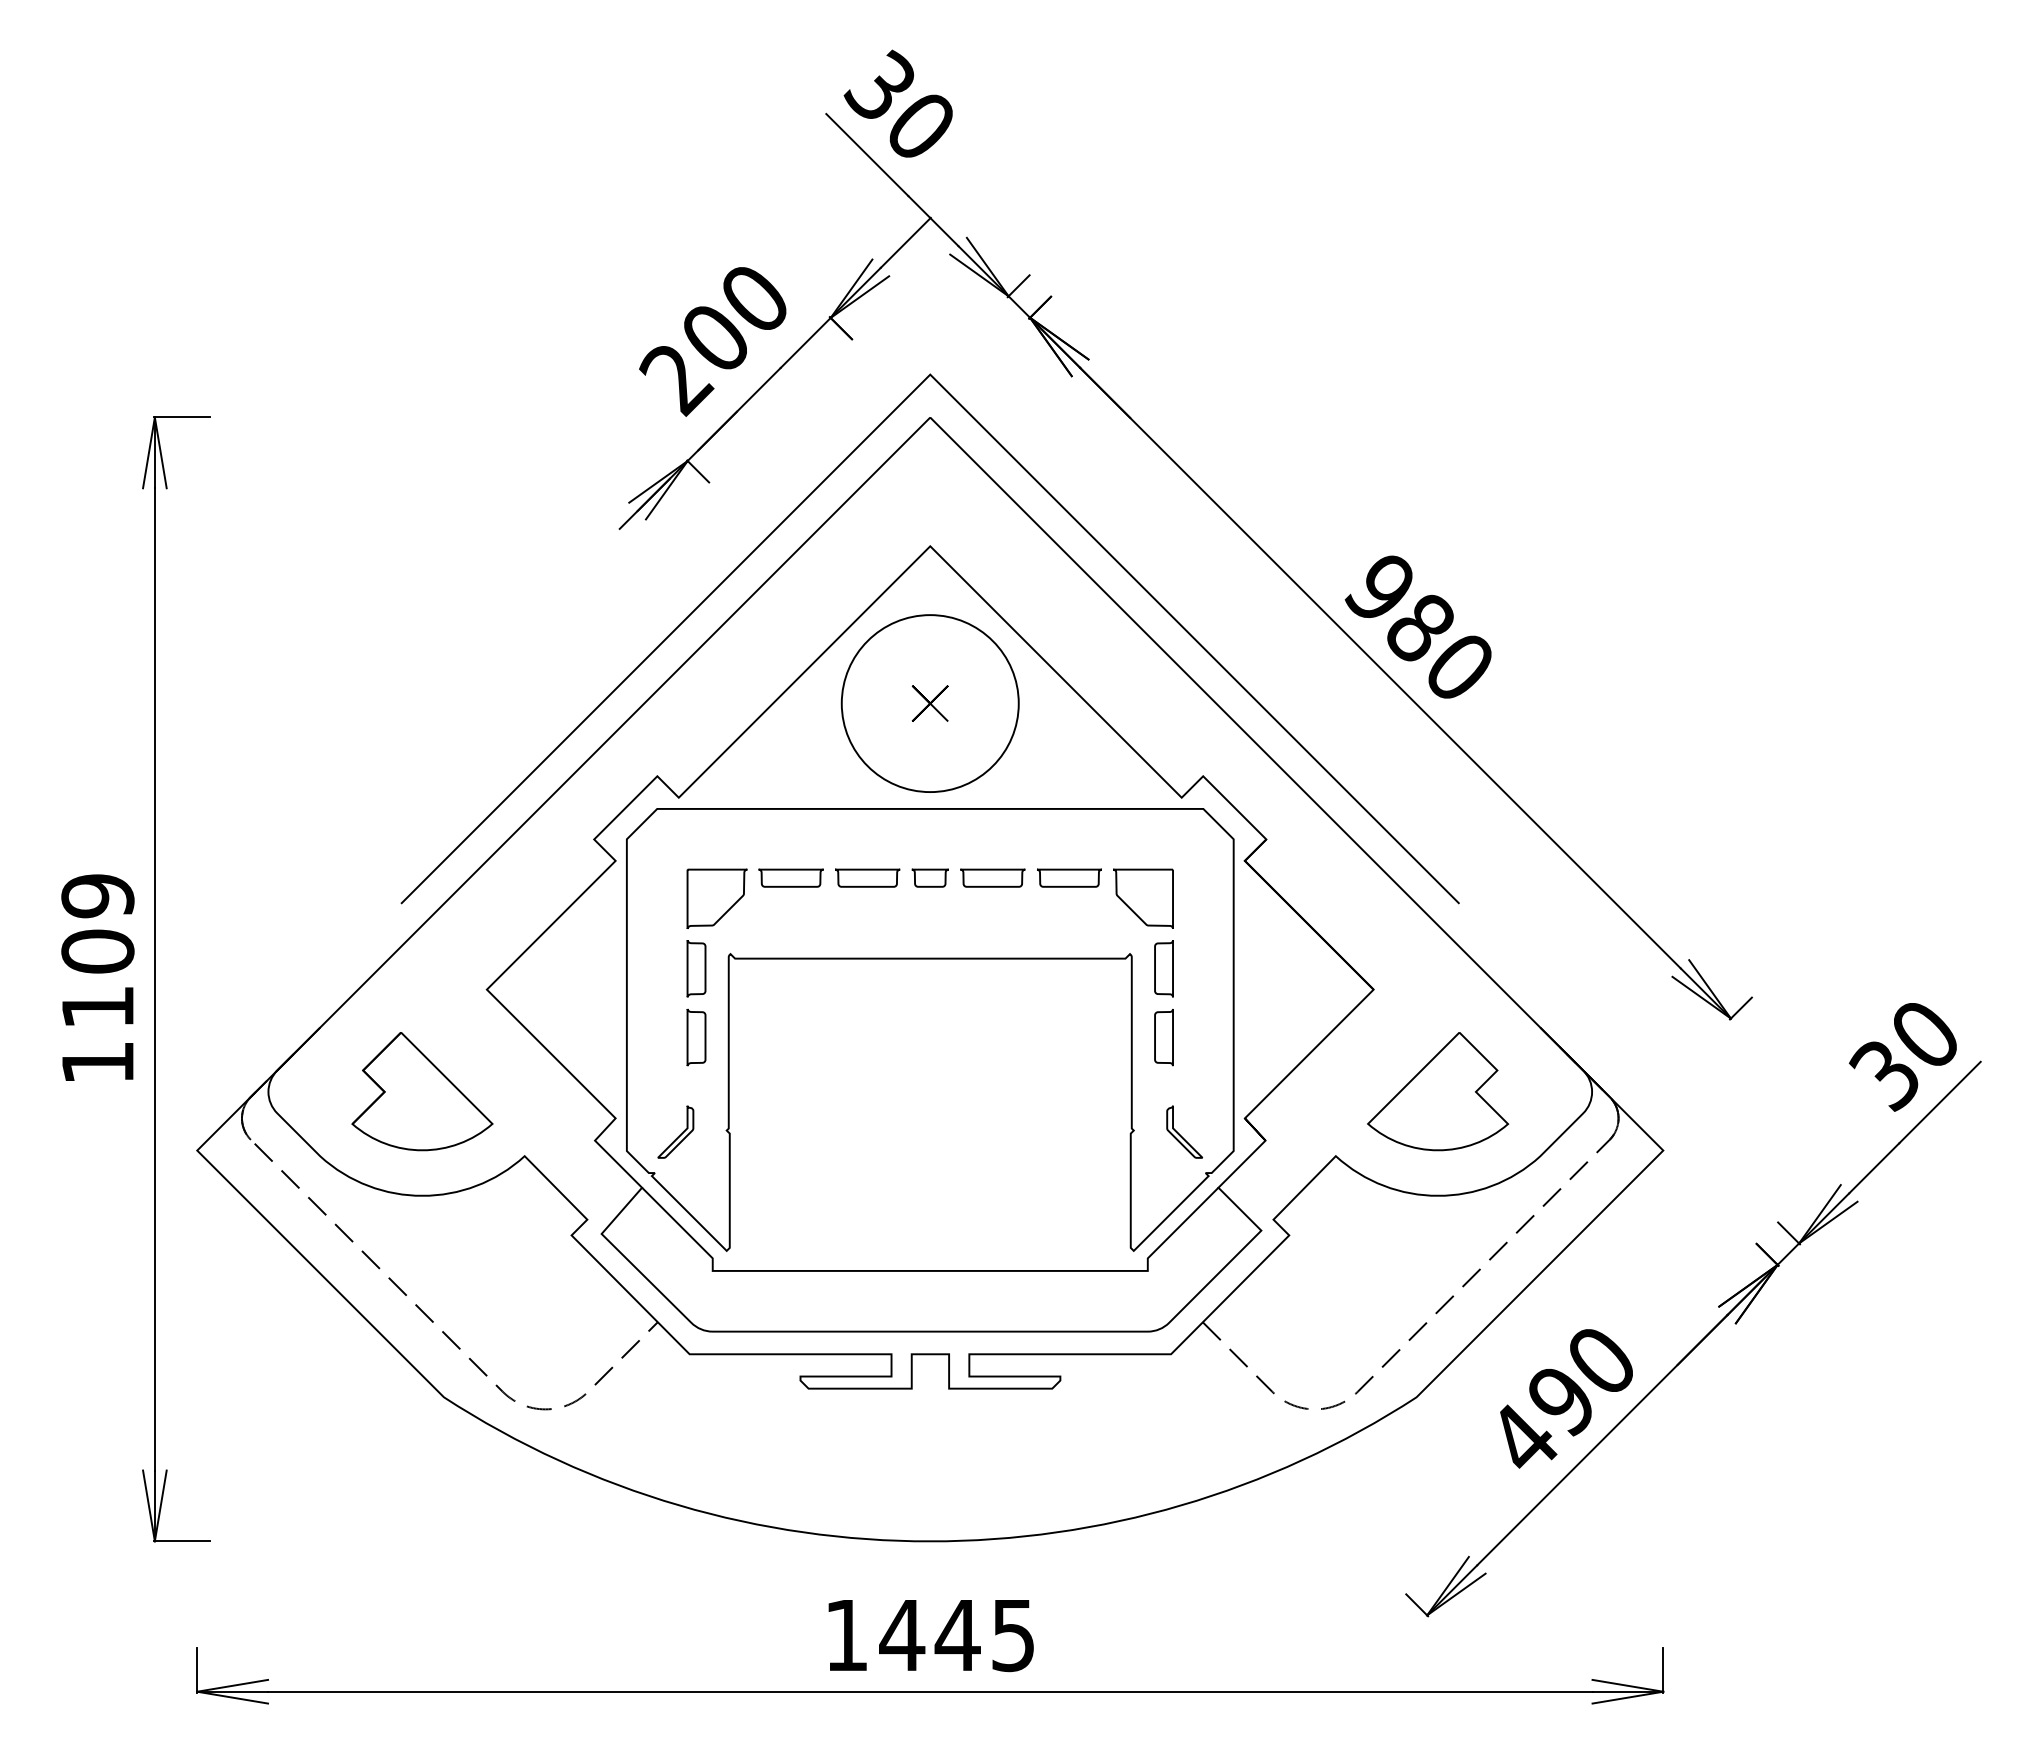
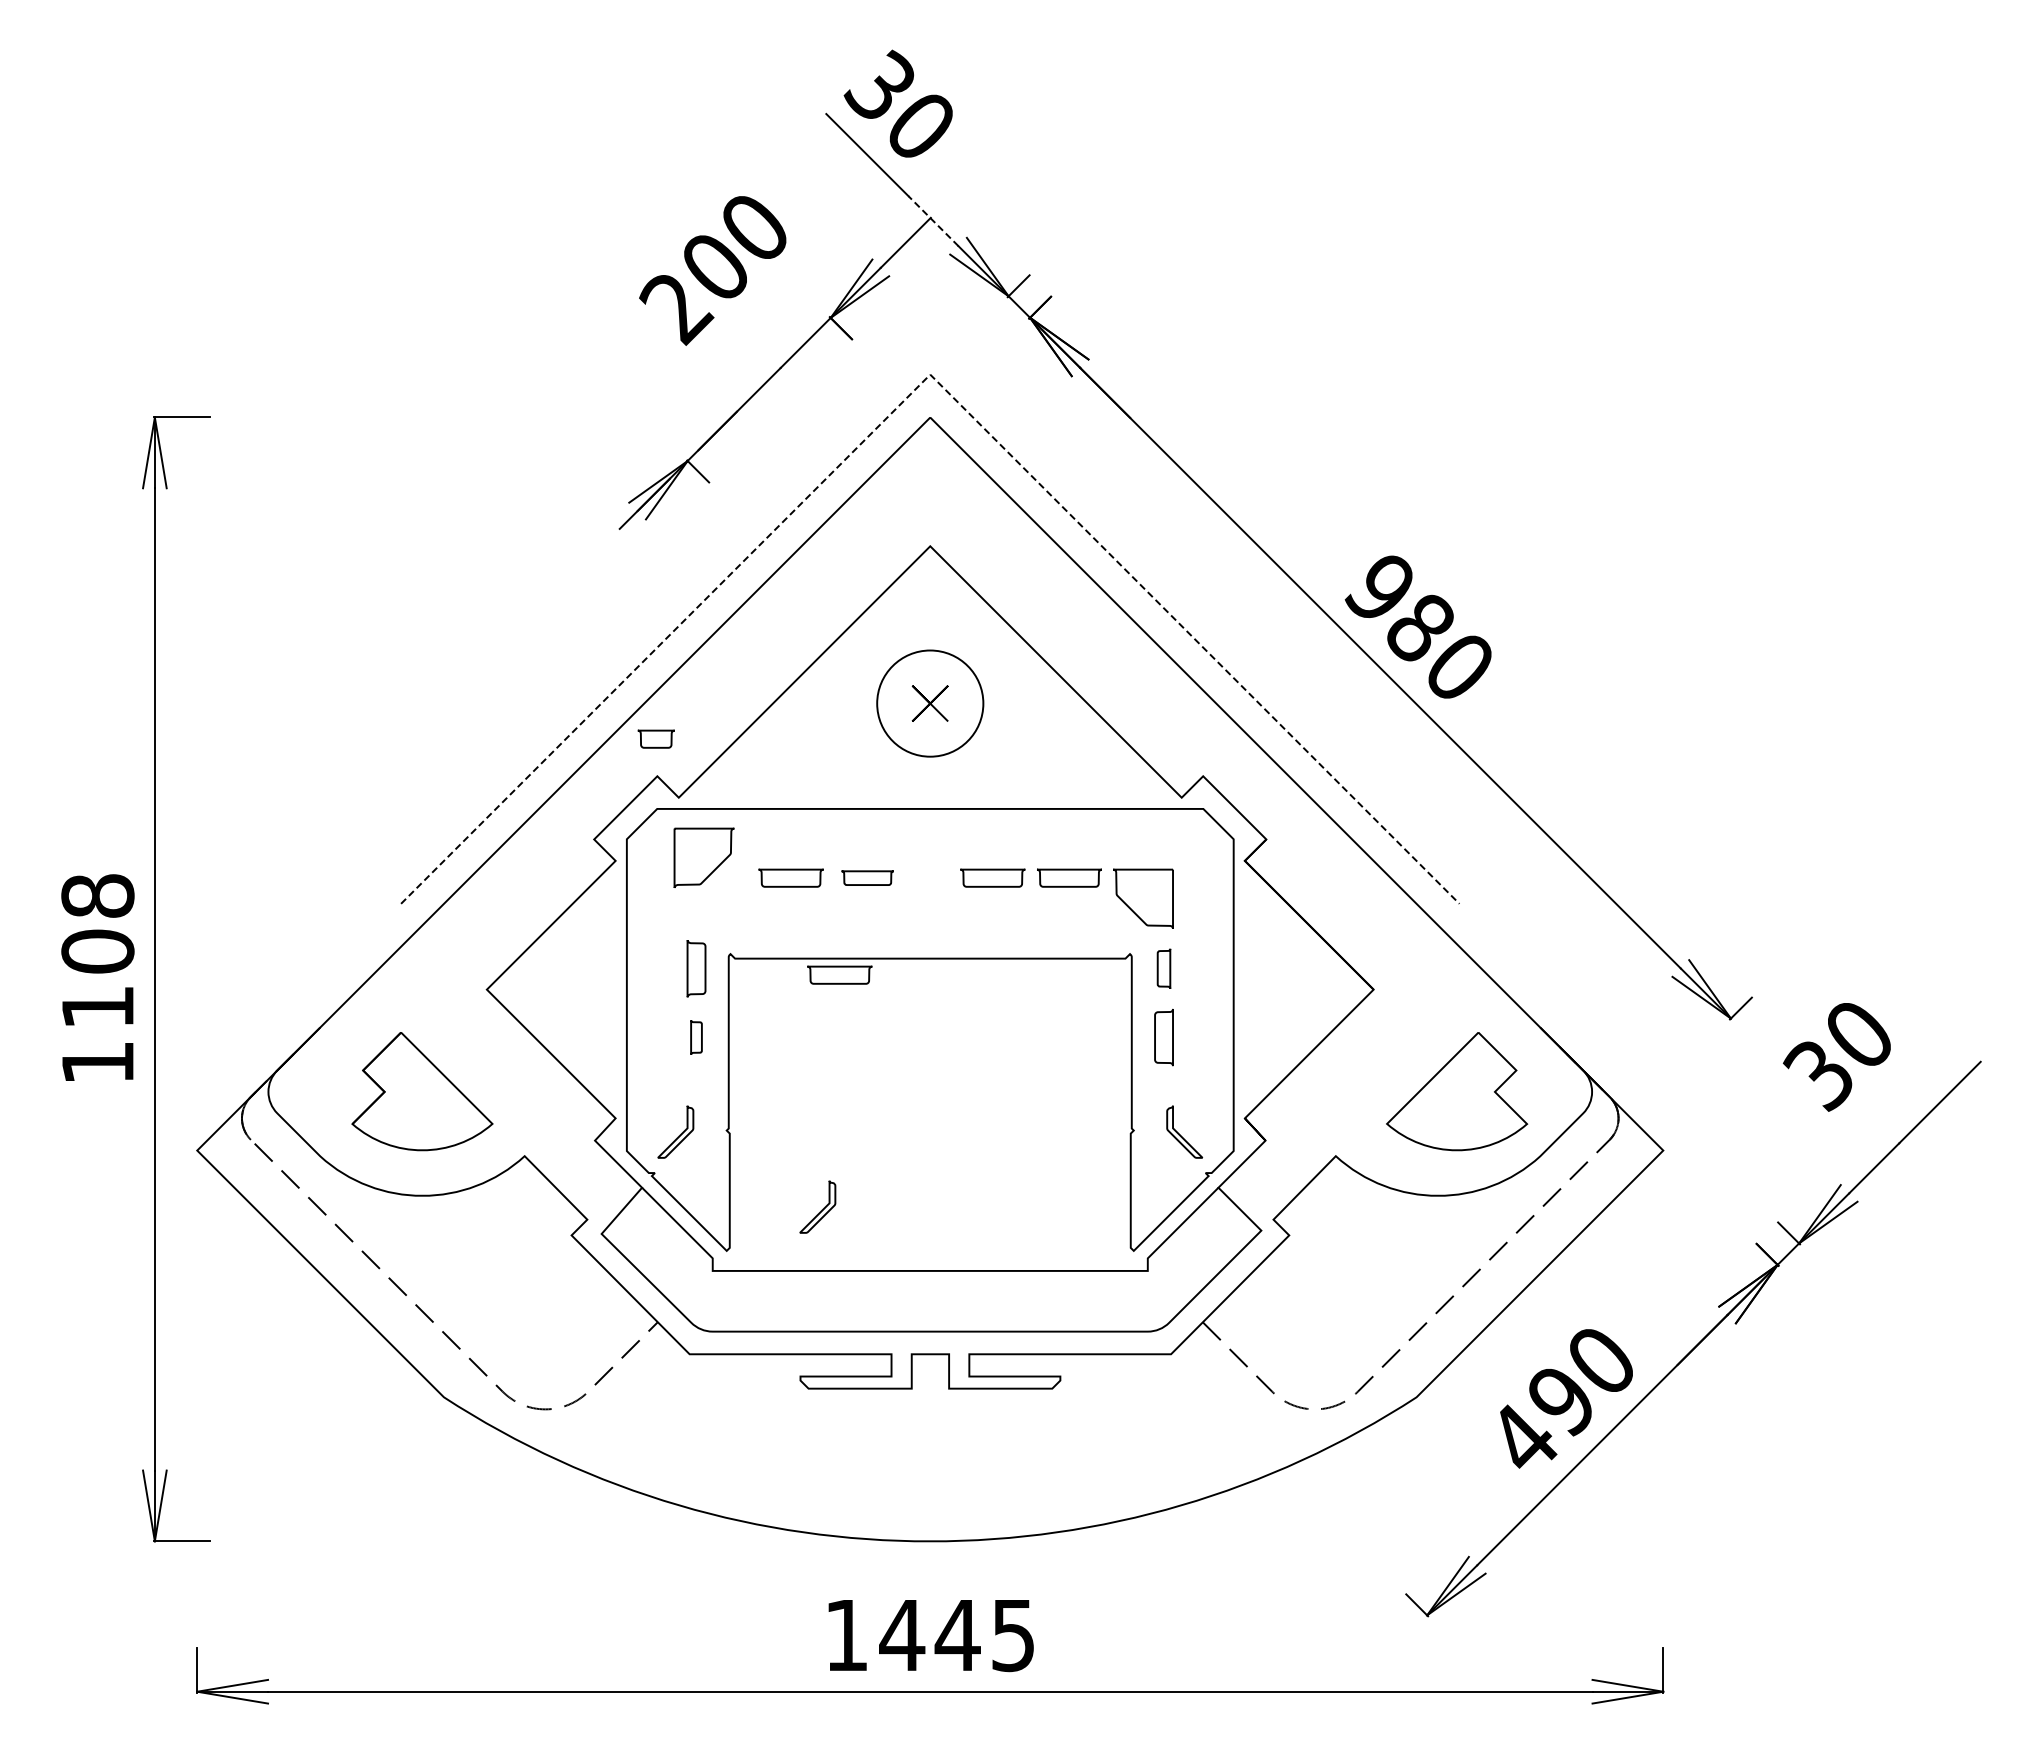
line: solid -> dashed (933, 220)
text position: (712, 341) -> (712, 270) (712, 270)
line: solid -> dashed (930, 374)
circle diameter: 177 px -> 106 px (930, 703)
part size: 66x20 px -> 53x16 px (867, 877)
part position: (929, 877) -> (655, 738) (655, 738)
text: 1109 -> 1108 (97, 896)
part position: (716, 898) -> (703, 857) (703, 857)
part size: 20x58 px -> 16x41 px (1163, 968)
part: none -> present (839, 974)
part size: 21x59 px -> 13x35 px (696, 1037)
text position: (1902, 1057) -> (1836, 1057) (1836, 1057)
part position: (1438, 1091) -> (1457, 1091) (1457, 1091)
part: none -> present (817, 1206)
